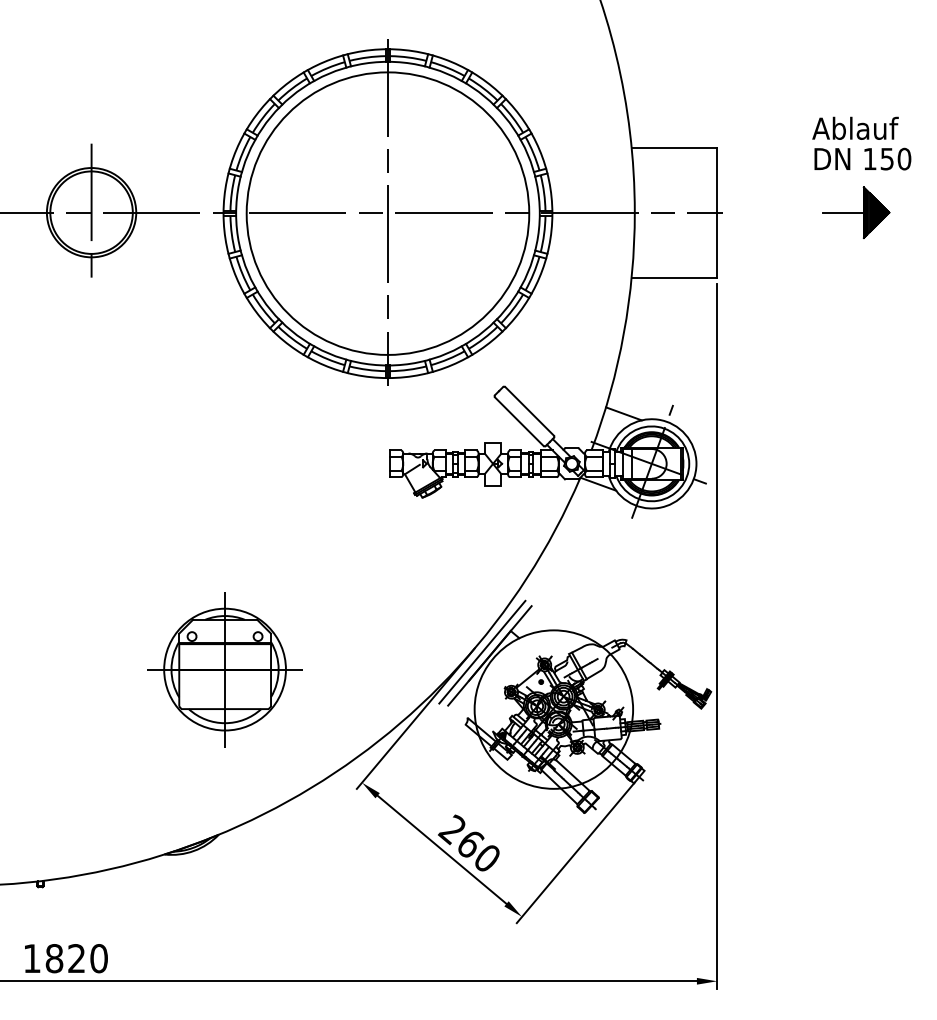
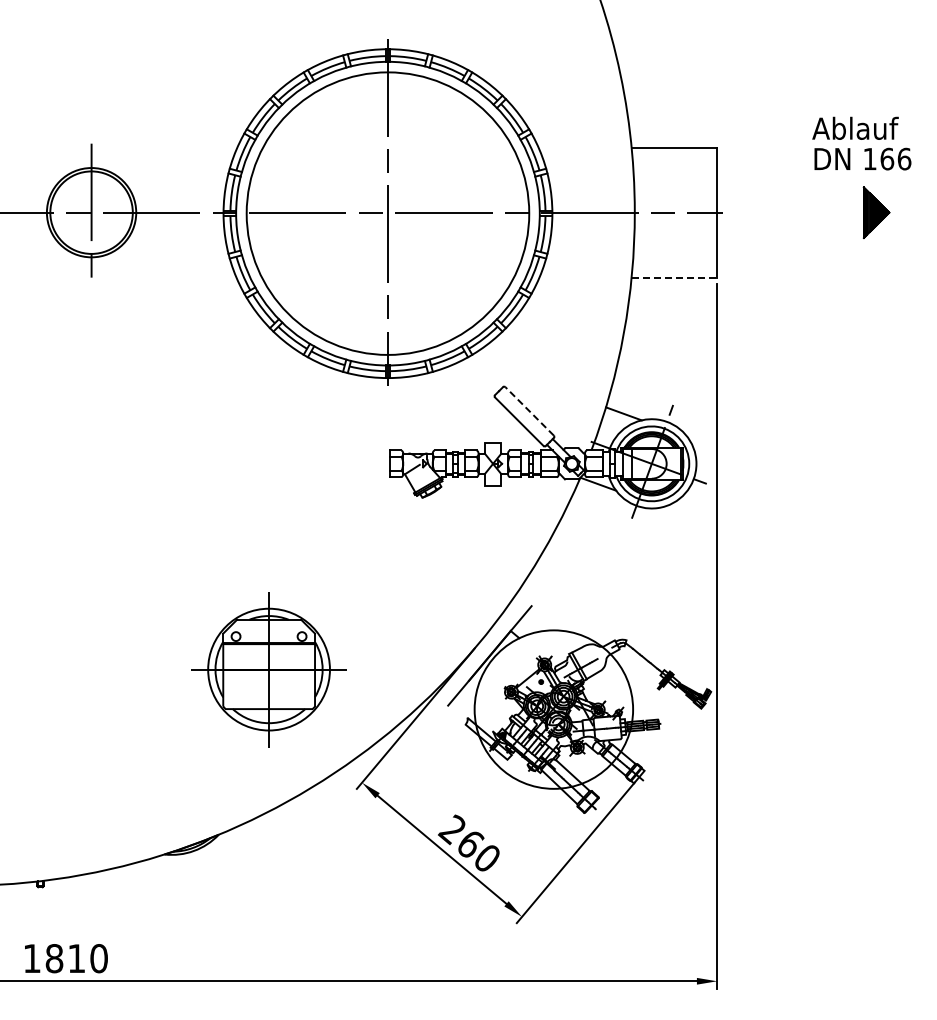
text: 150 -> 166 (895, 158)
line: present -> none (842, 212)
line: solid -> dashed (674, 277)
line: solid -> dashed (529, 411)
line: present -> none (482, 651)
part position: (224, 669) -> (268, 669) (268, 669)
text: 1820 -> 1810 (76, 958)
